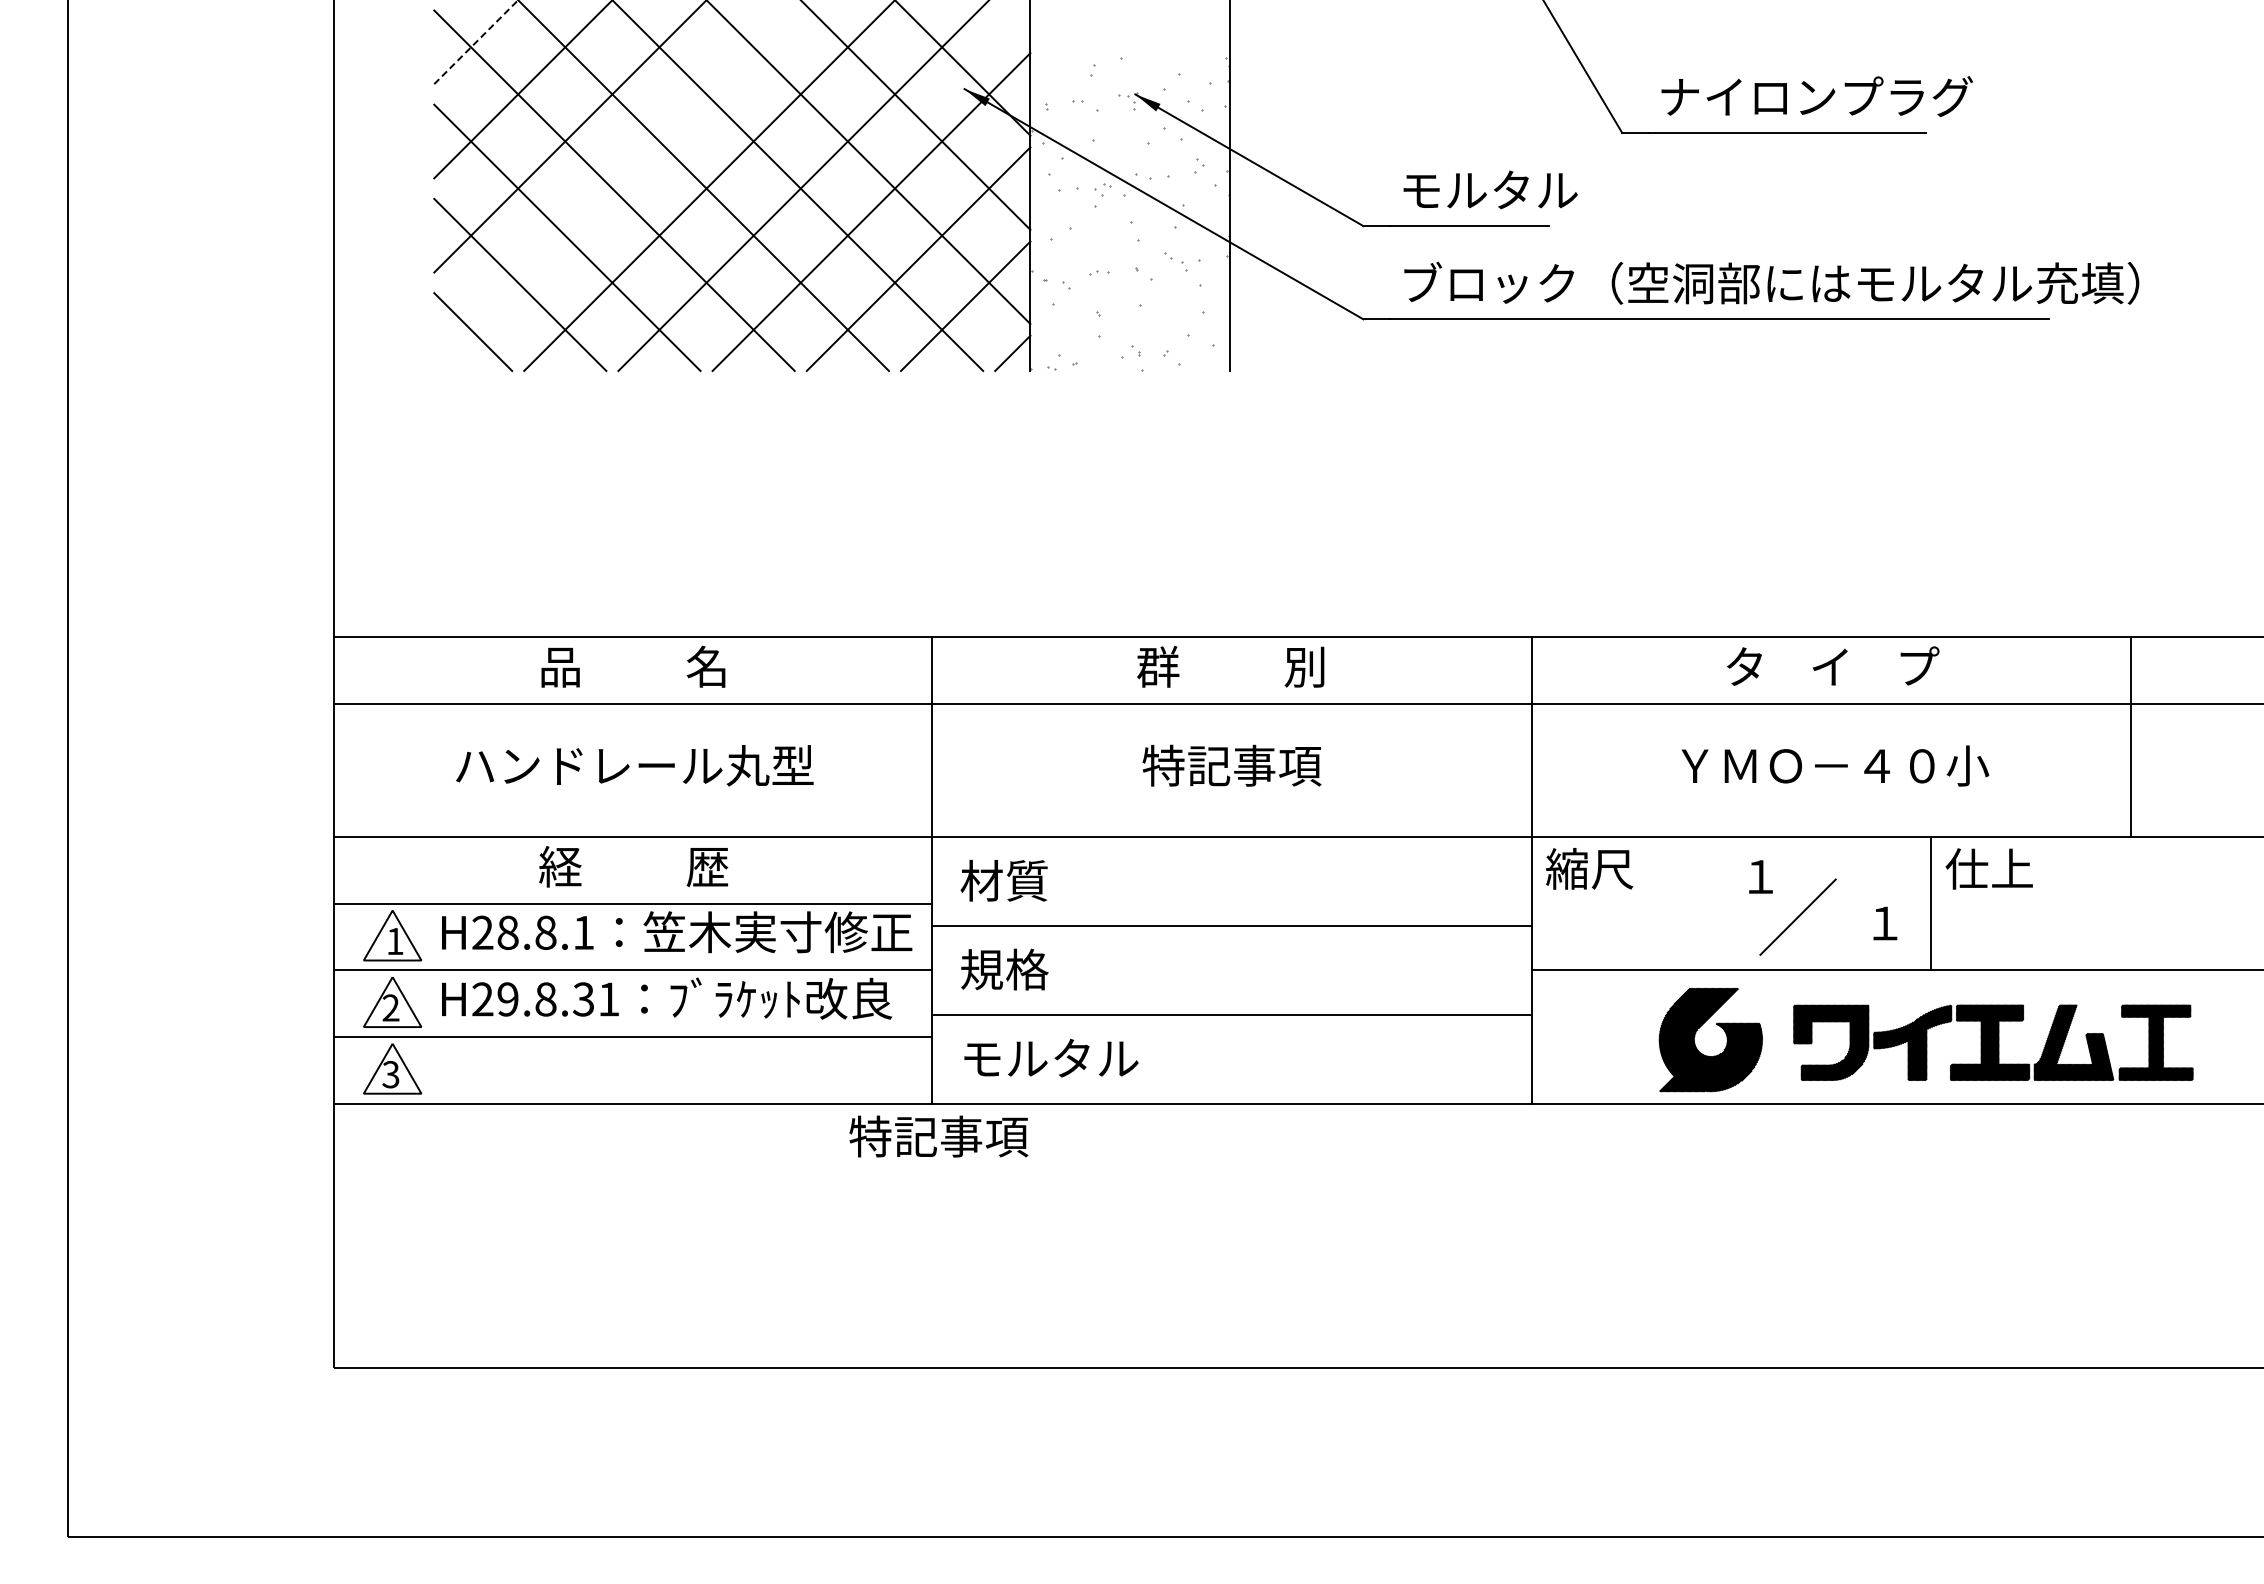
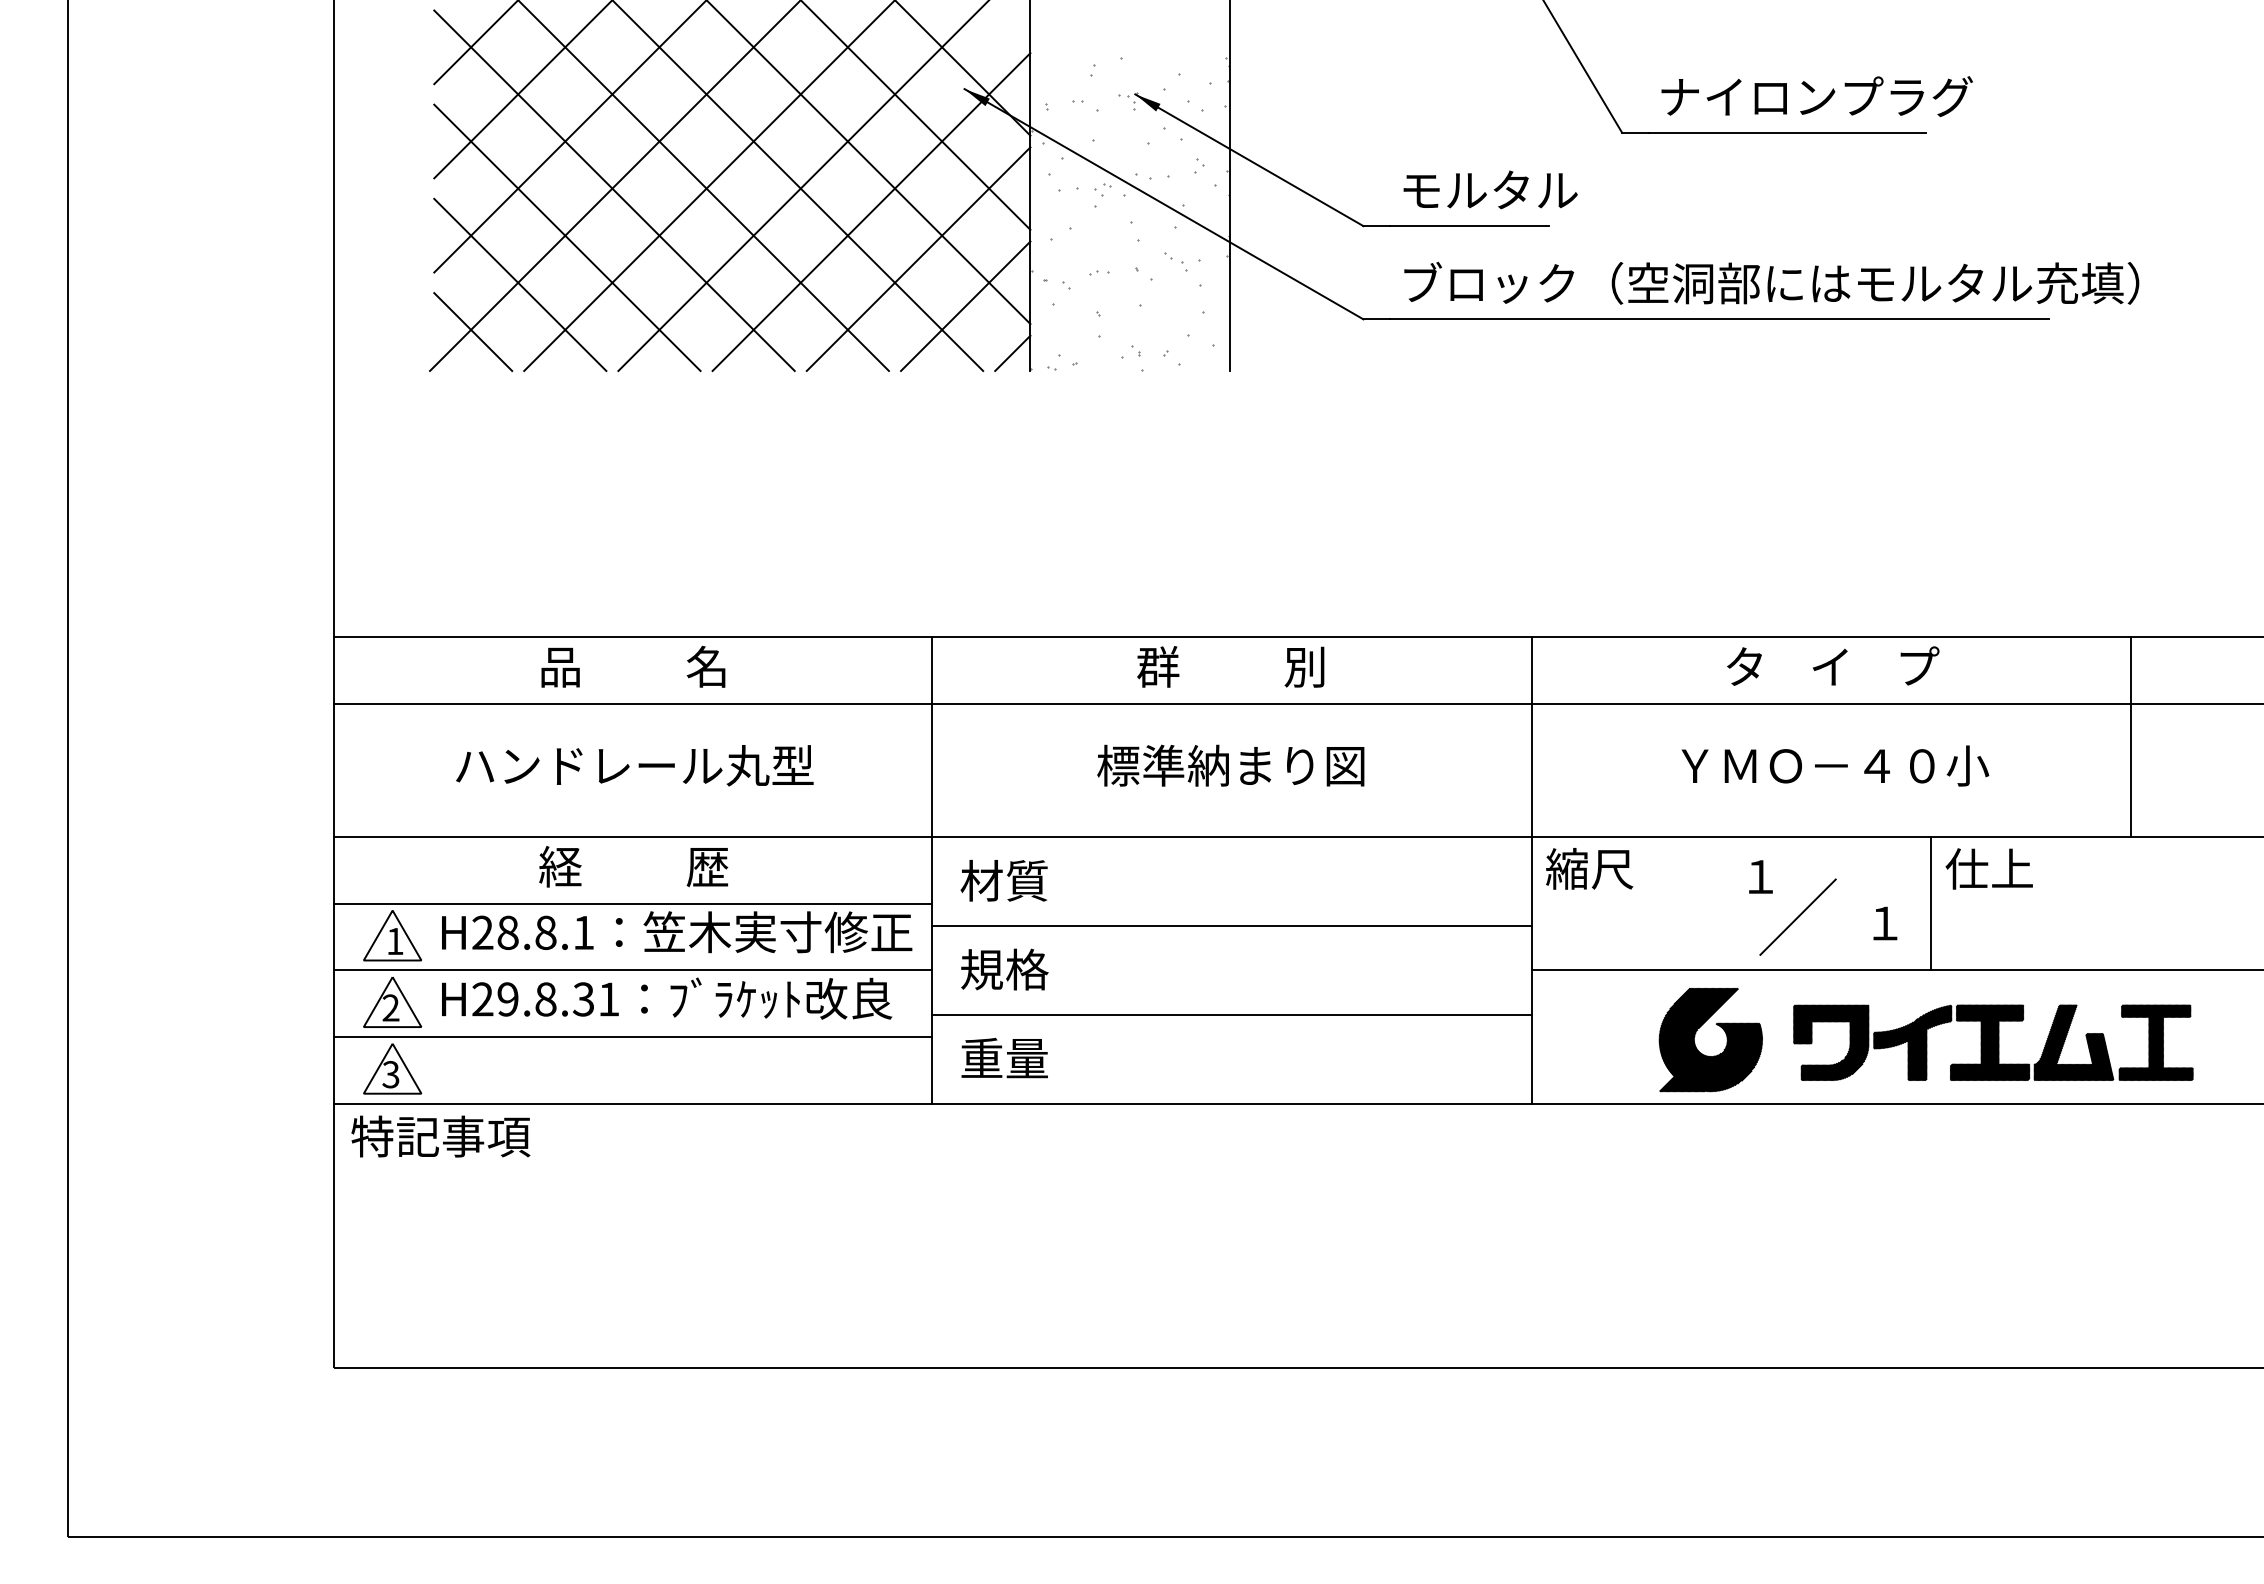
line: dashed -> solid (476, 41)
line: none -> present (614, 186)
text: 特記事項 -> 標準納まり図 (1230, 765)
text: モルタル -> 重量 (1049, 1057)
text position: (938, 1136) -> (440, 1136) (440, 1136)
